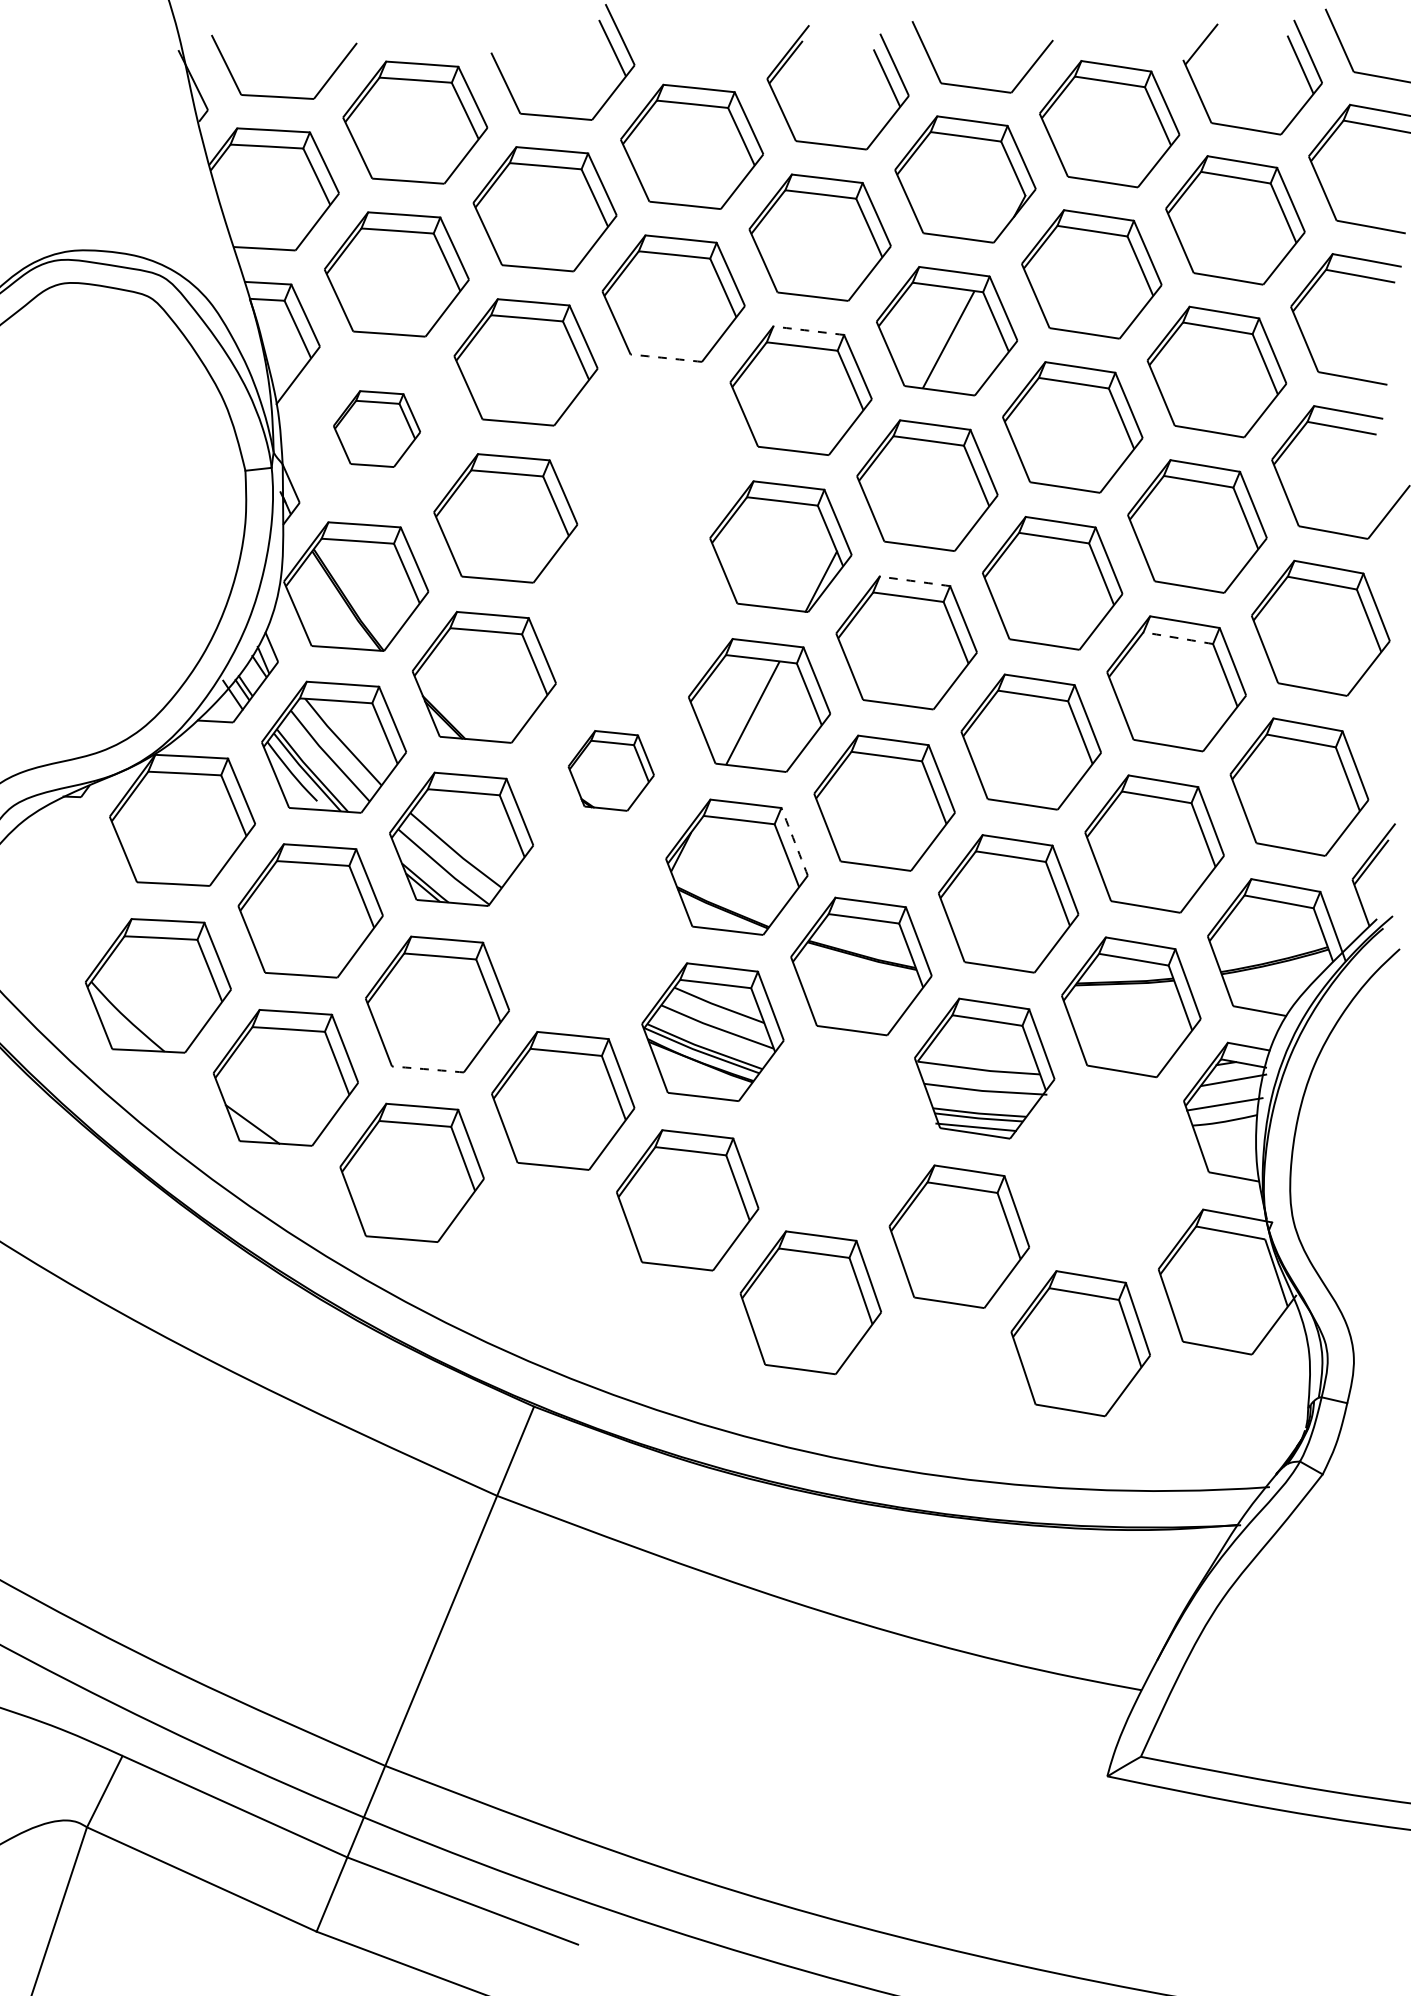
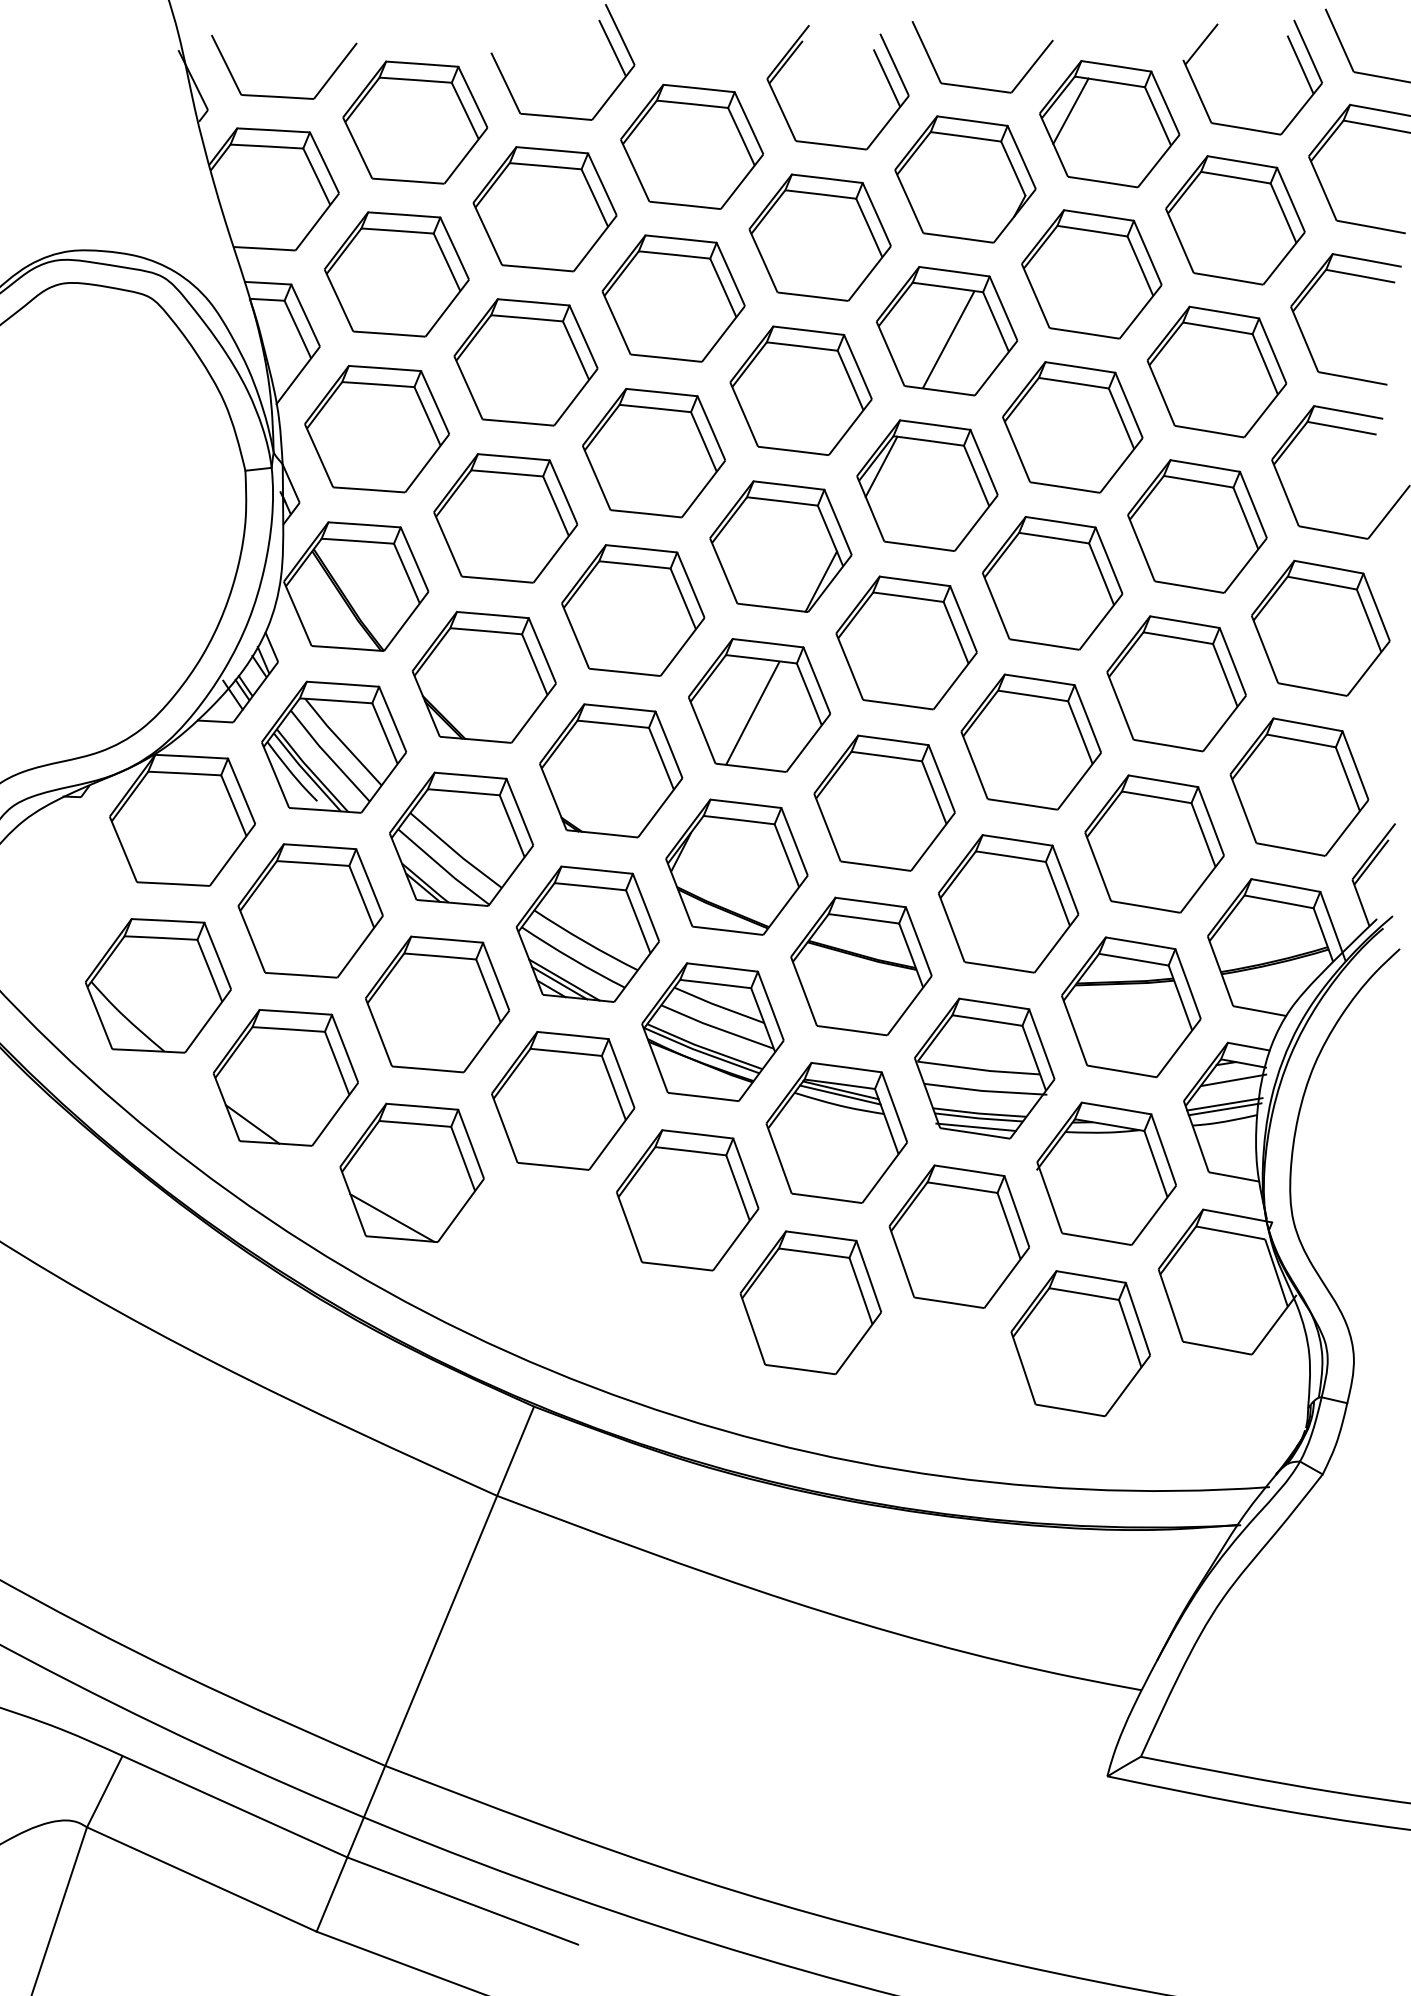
line: none -> present (1070, 110)
arc: dashed -> solid (808, 330)
arc: dashed -> solid (666, 358)
part size: 89x78 px -> 146x130 px (376, 428)
part: none -> present (653, 453)
line: none -> present (881, 466)
arc: dashed -> solid (914, 581)
part: none -> present (633, 610)
arc: dashed -> solid (1178, 638)
part size: 88x82 px -> 145x136 px (611, 770)
arc: dashed -> solid (794, 841)
part: none -> present (587, 933)
arc: dashed -> solid (427, 1069)
line: none -> present (1224, 1109)
part: none -> present (836, 1132)
part: none -> present (1106, 1173)
line: none -> present (392, 1217)
